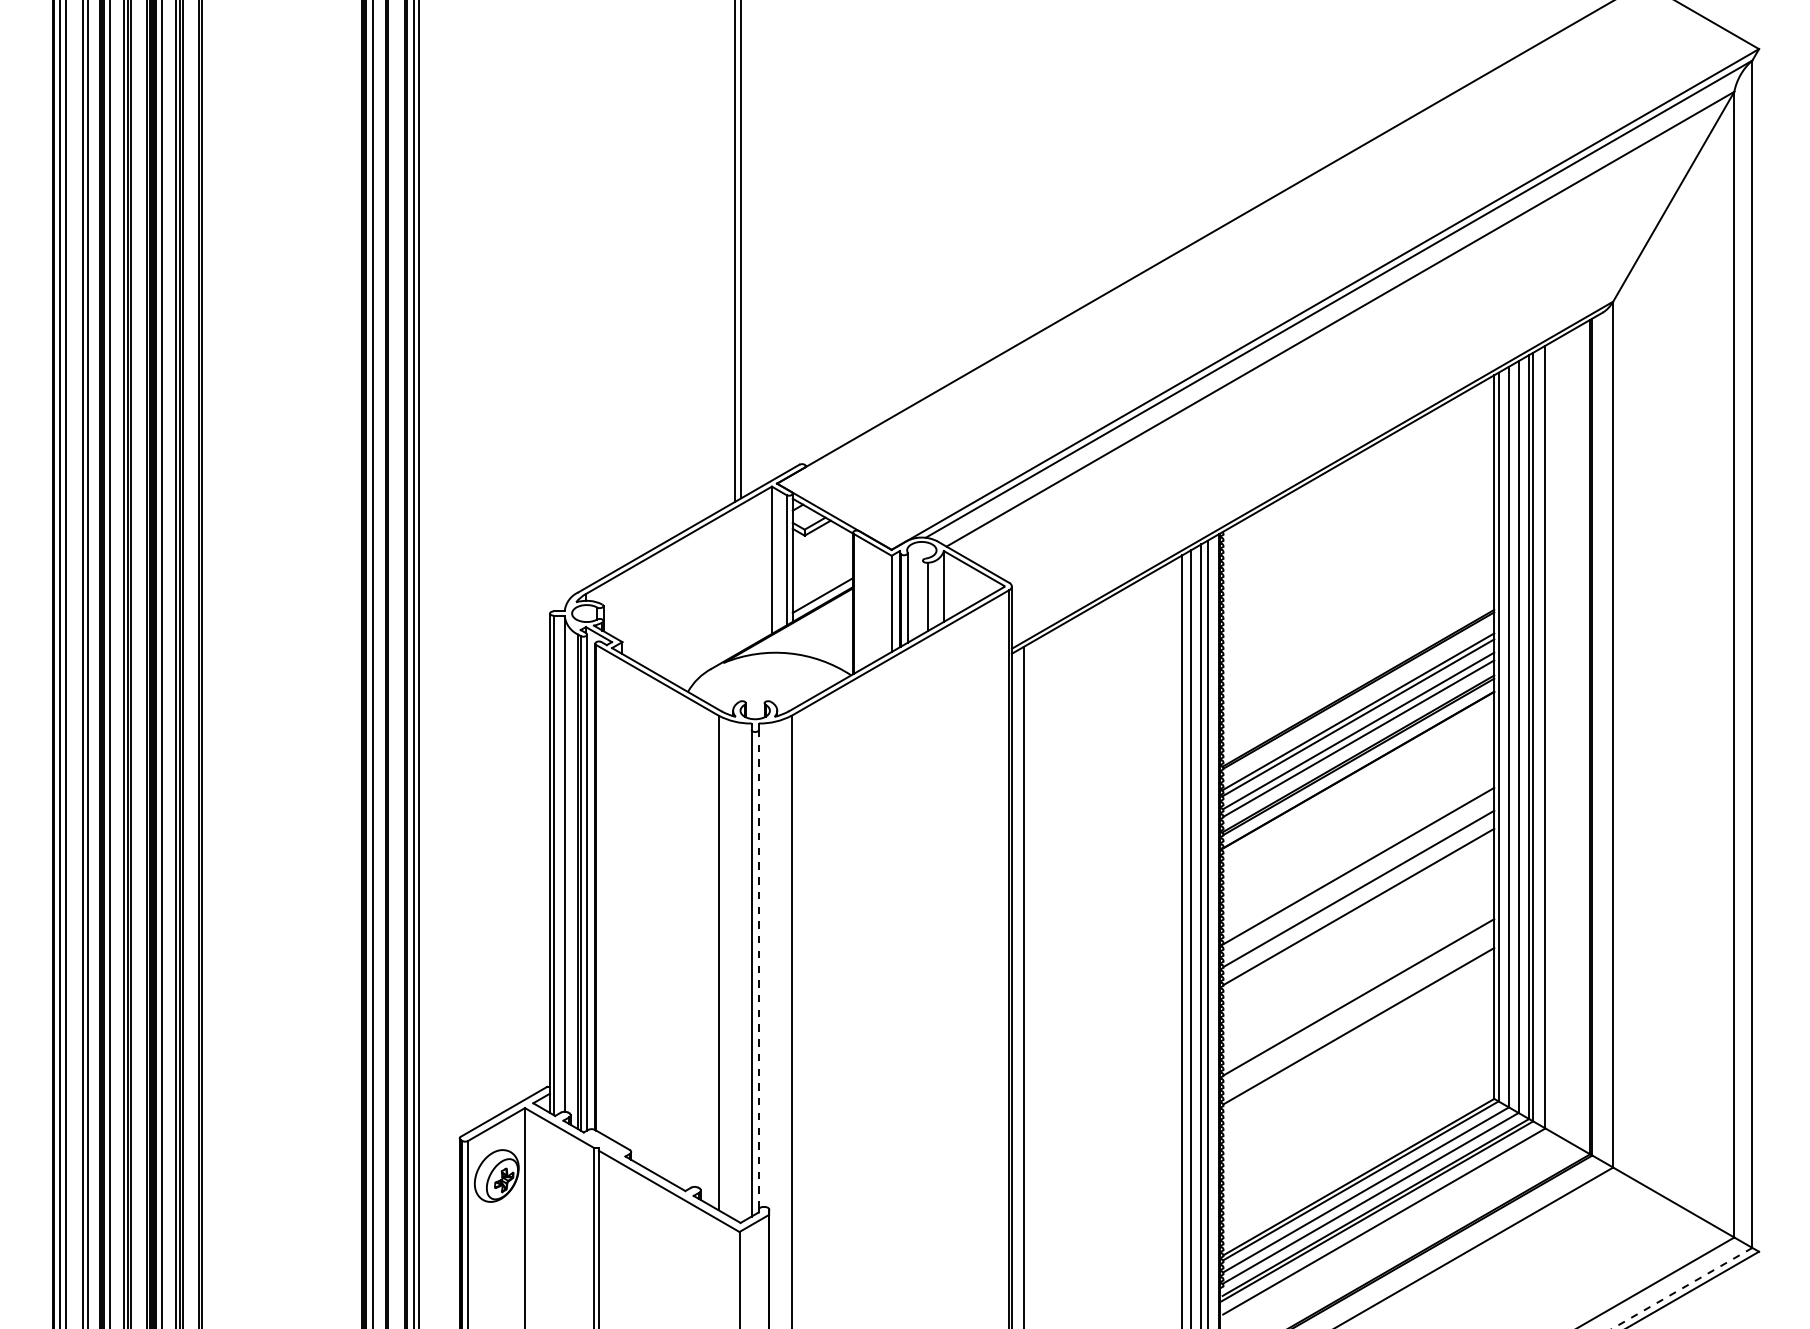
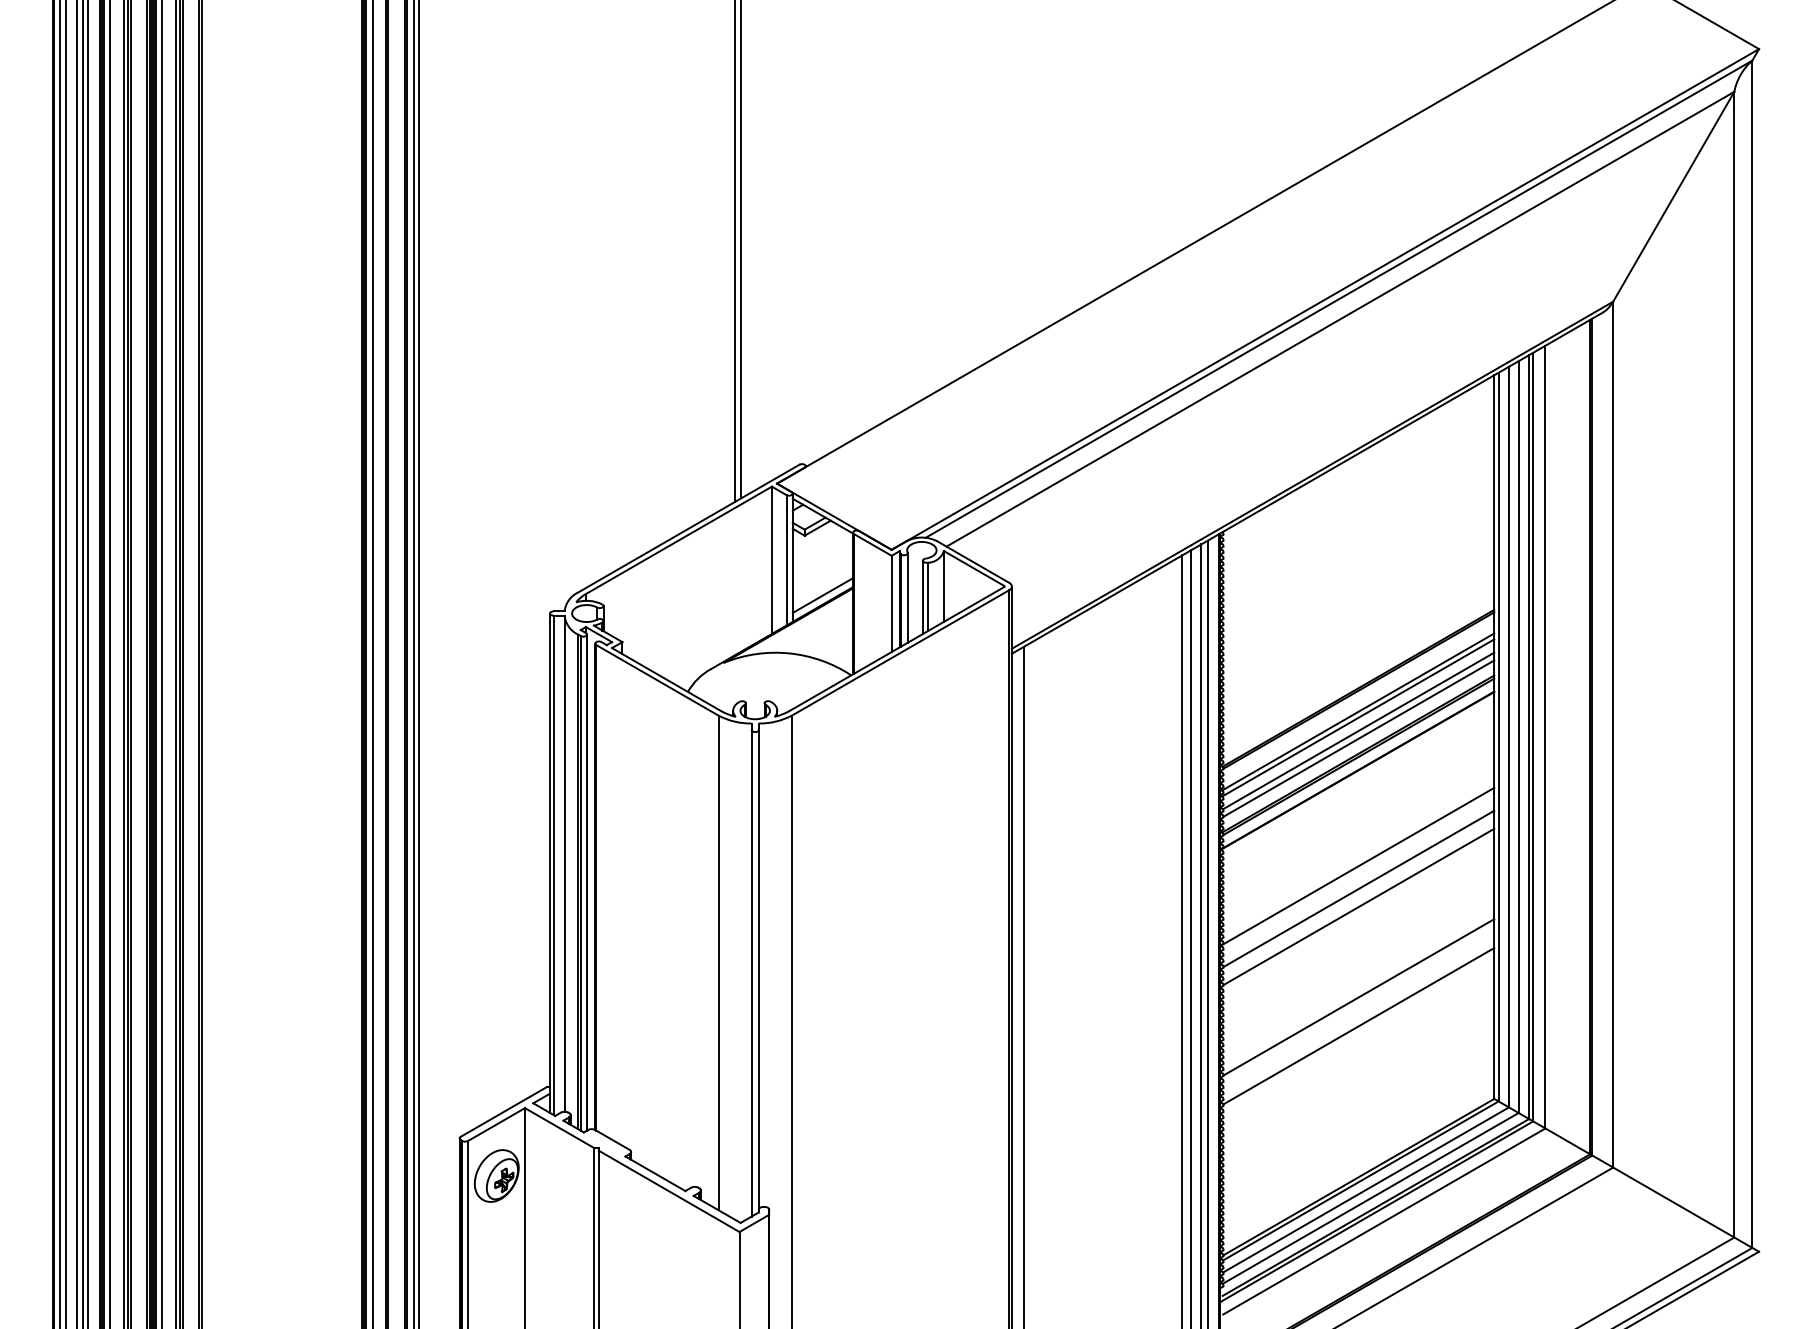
line: none -> present (922, 596)
line: none -> present (77, 663)
line: dashed -> solid (758, 970)
line: dashed -> solid (1682, 1288)
